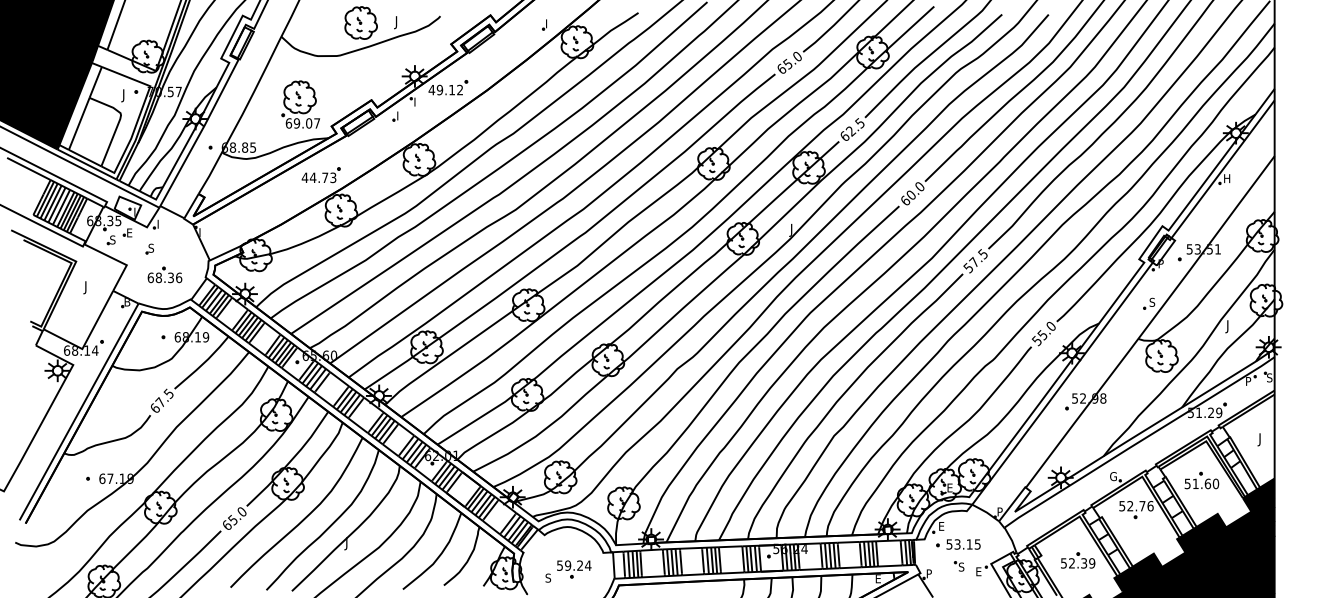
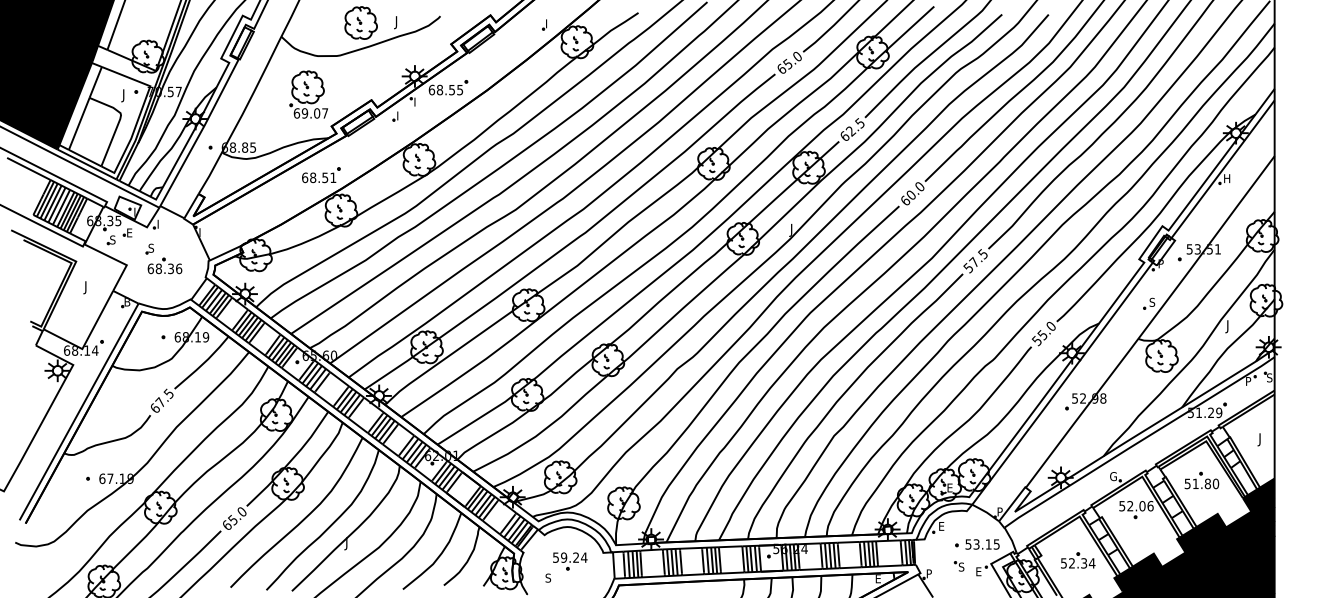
text: 49.12 -> 68.55 (445, 89)
part position: (300, 104) -> (308, 94) (308, 94)
text: 44.73 -> 68.51 (318, 177)
part position: (164, 274) -> (164, 265) (164, 265)
text: 51.60 -> 51.80 (1207, 483)
text: 52.76 -> 52.06 (1142, 506)
part position: (958, 544) -> (977, 544) (977, 544)
text: 52.39 -> 52.34 (1091, 563)
part position: (574, 569) -> (570, 561) (570, 561)
